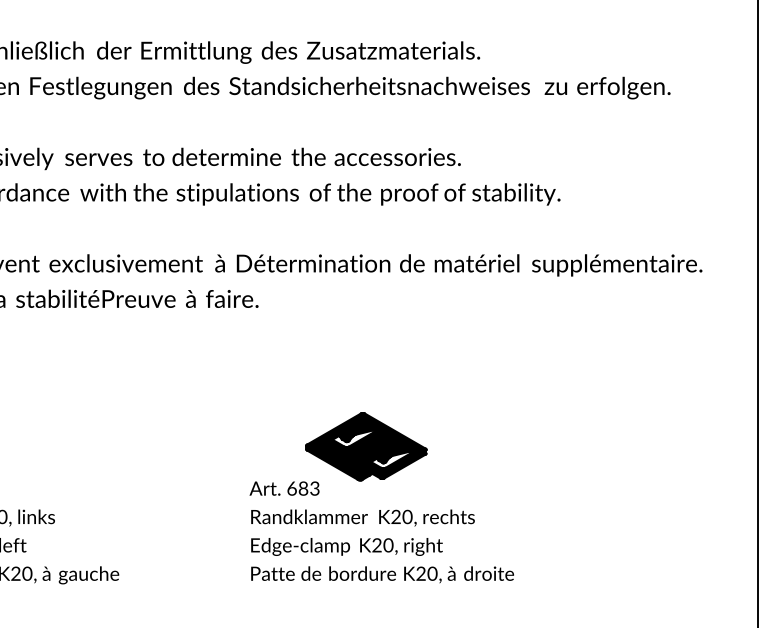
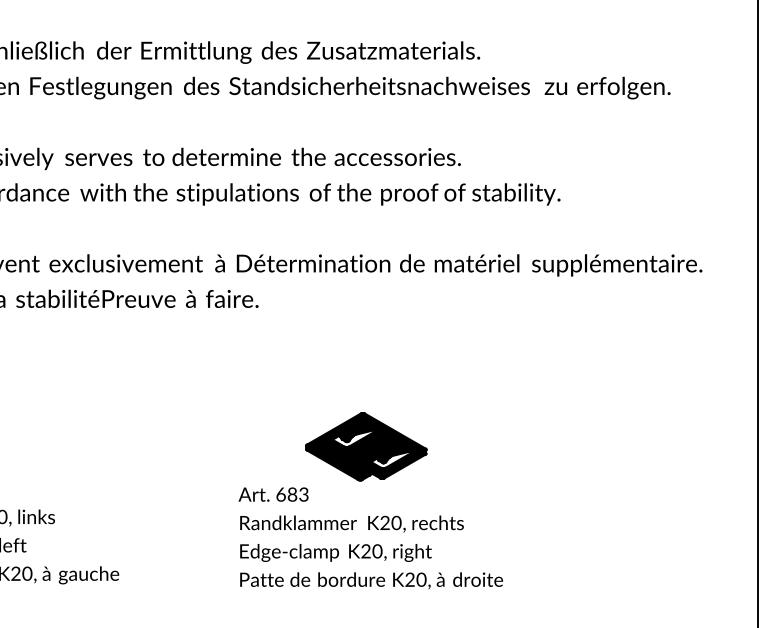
text position: (381, 532) -> (370, 538) (370, 538)
